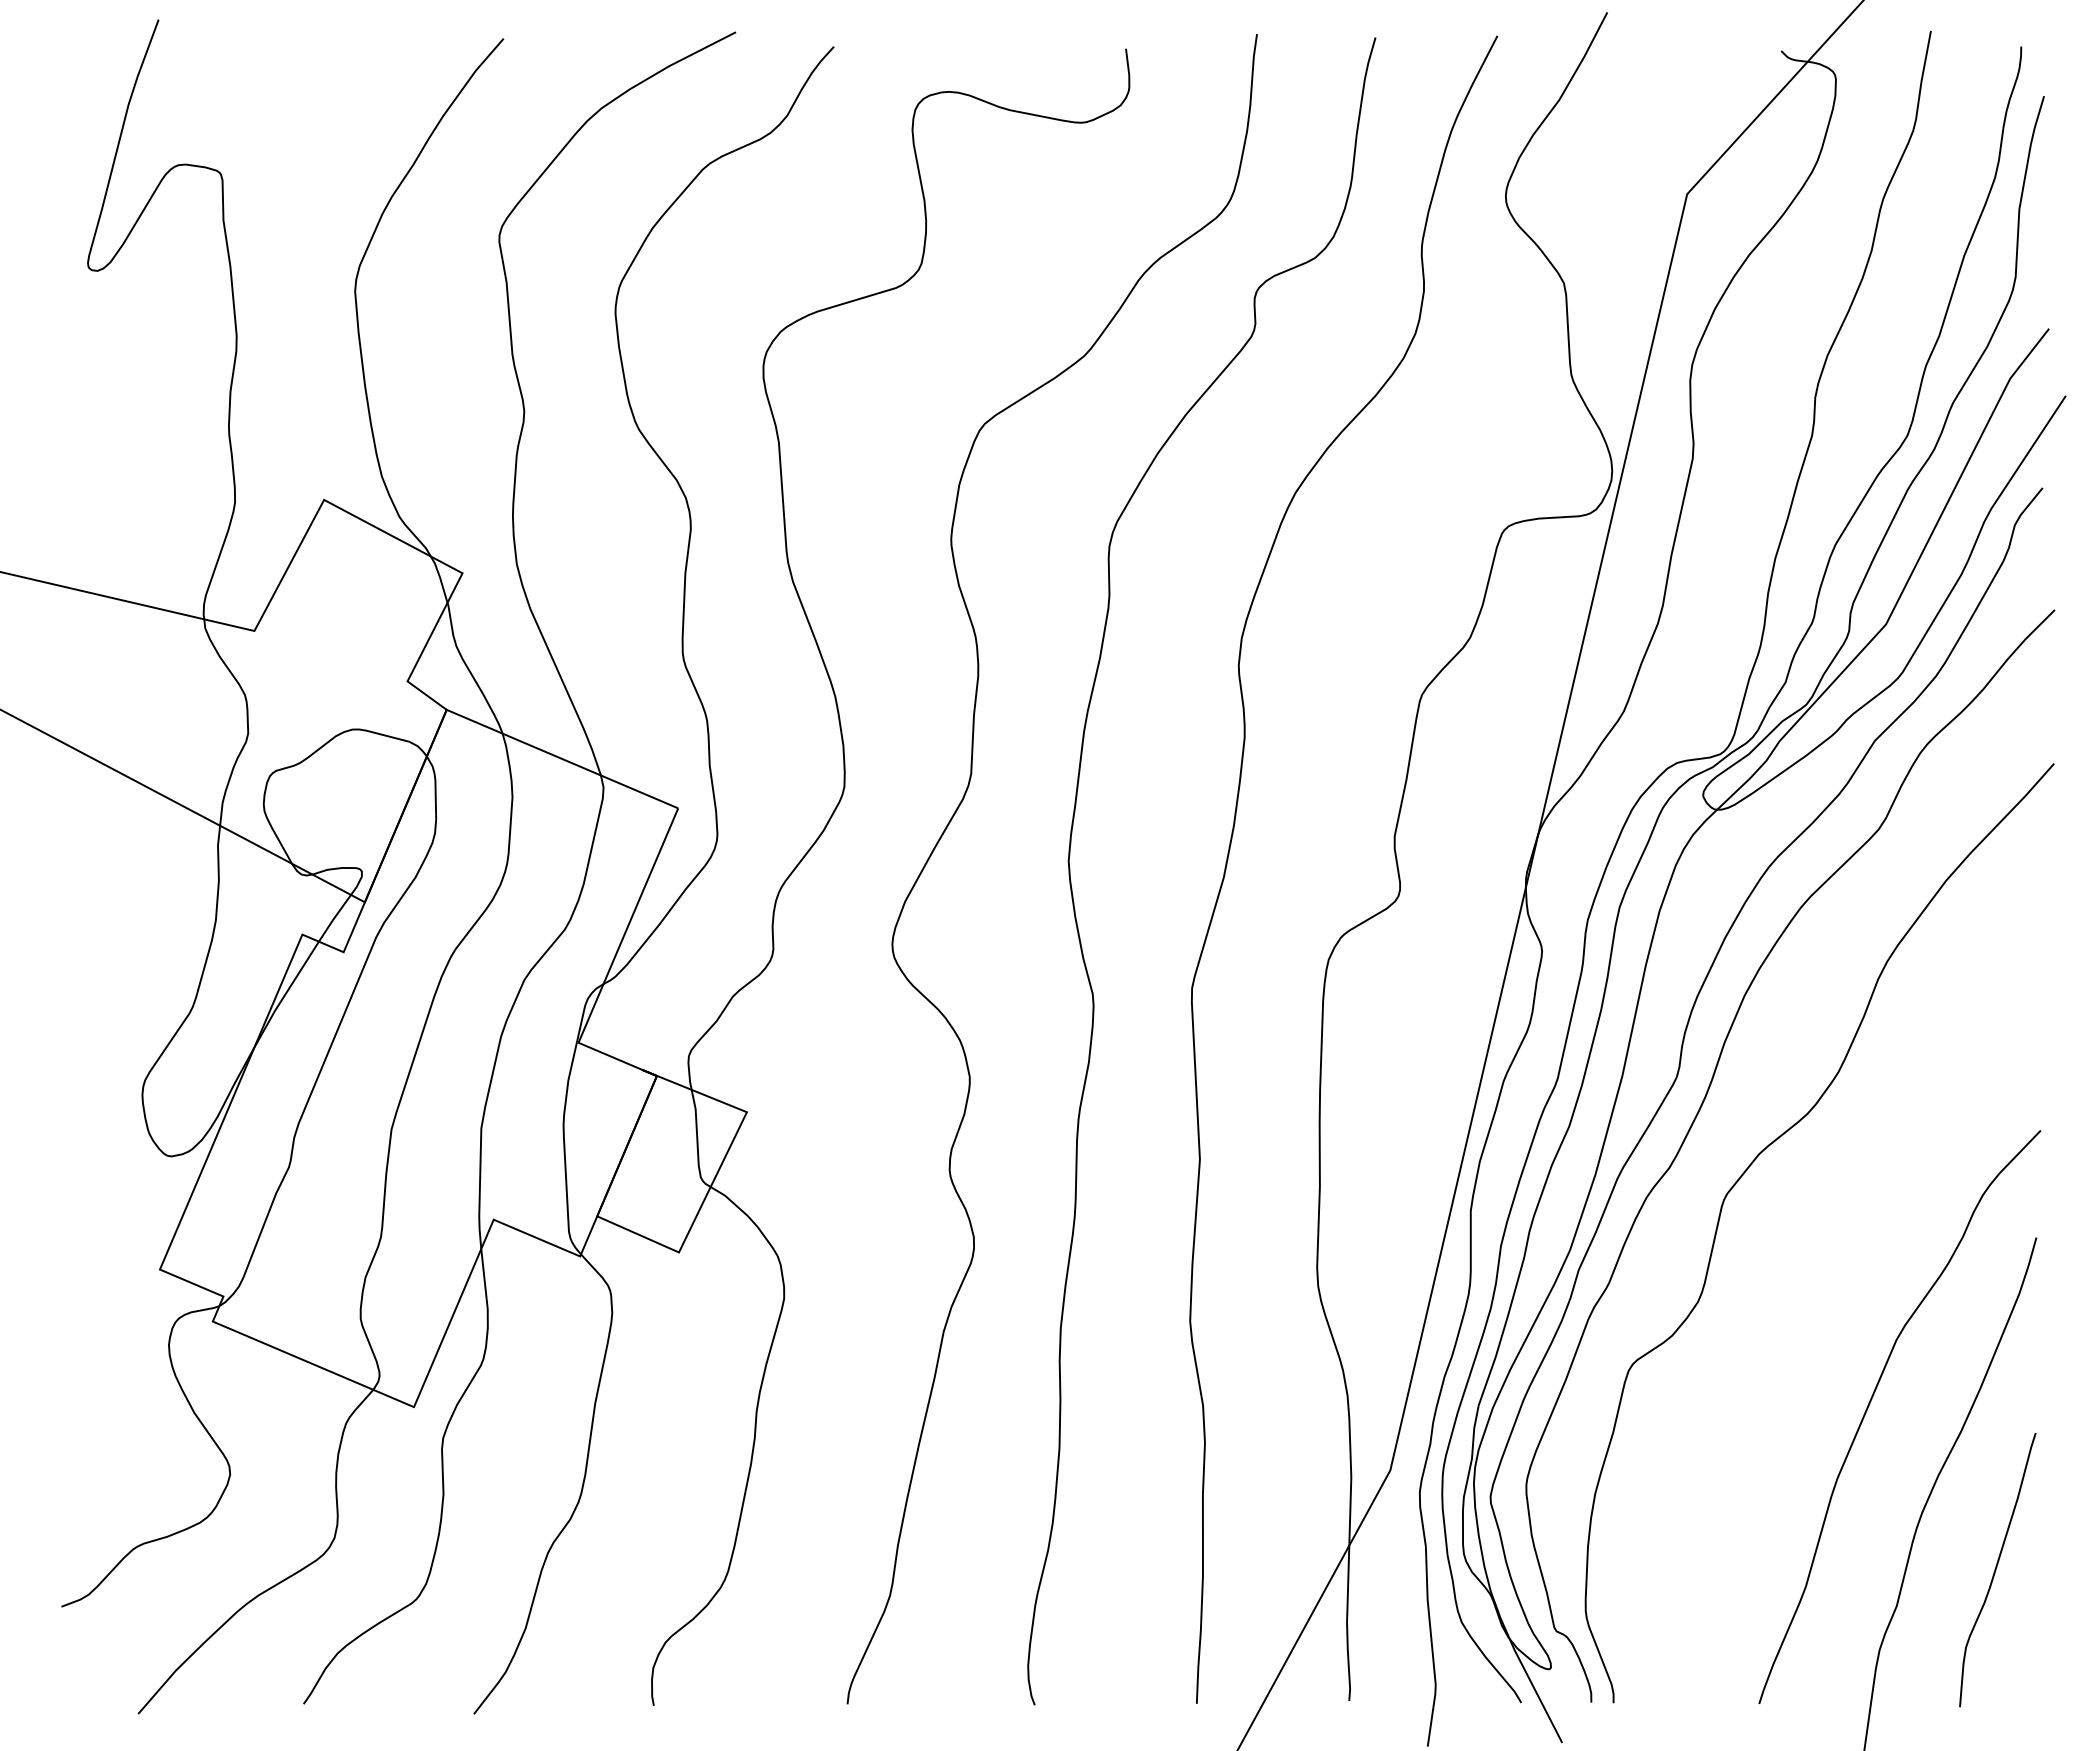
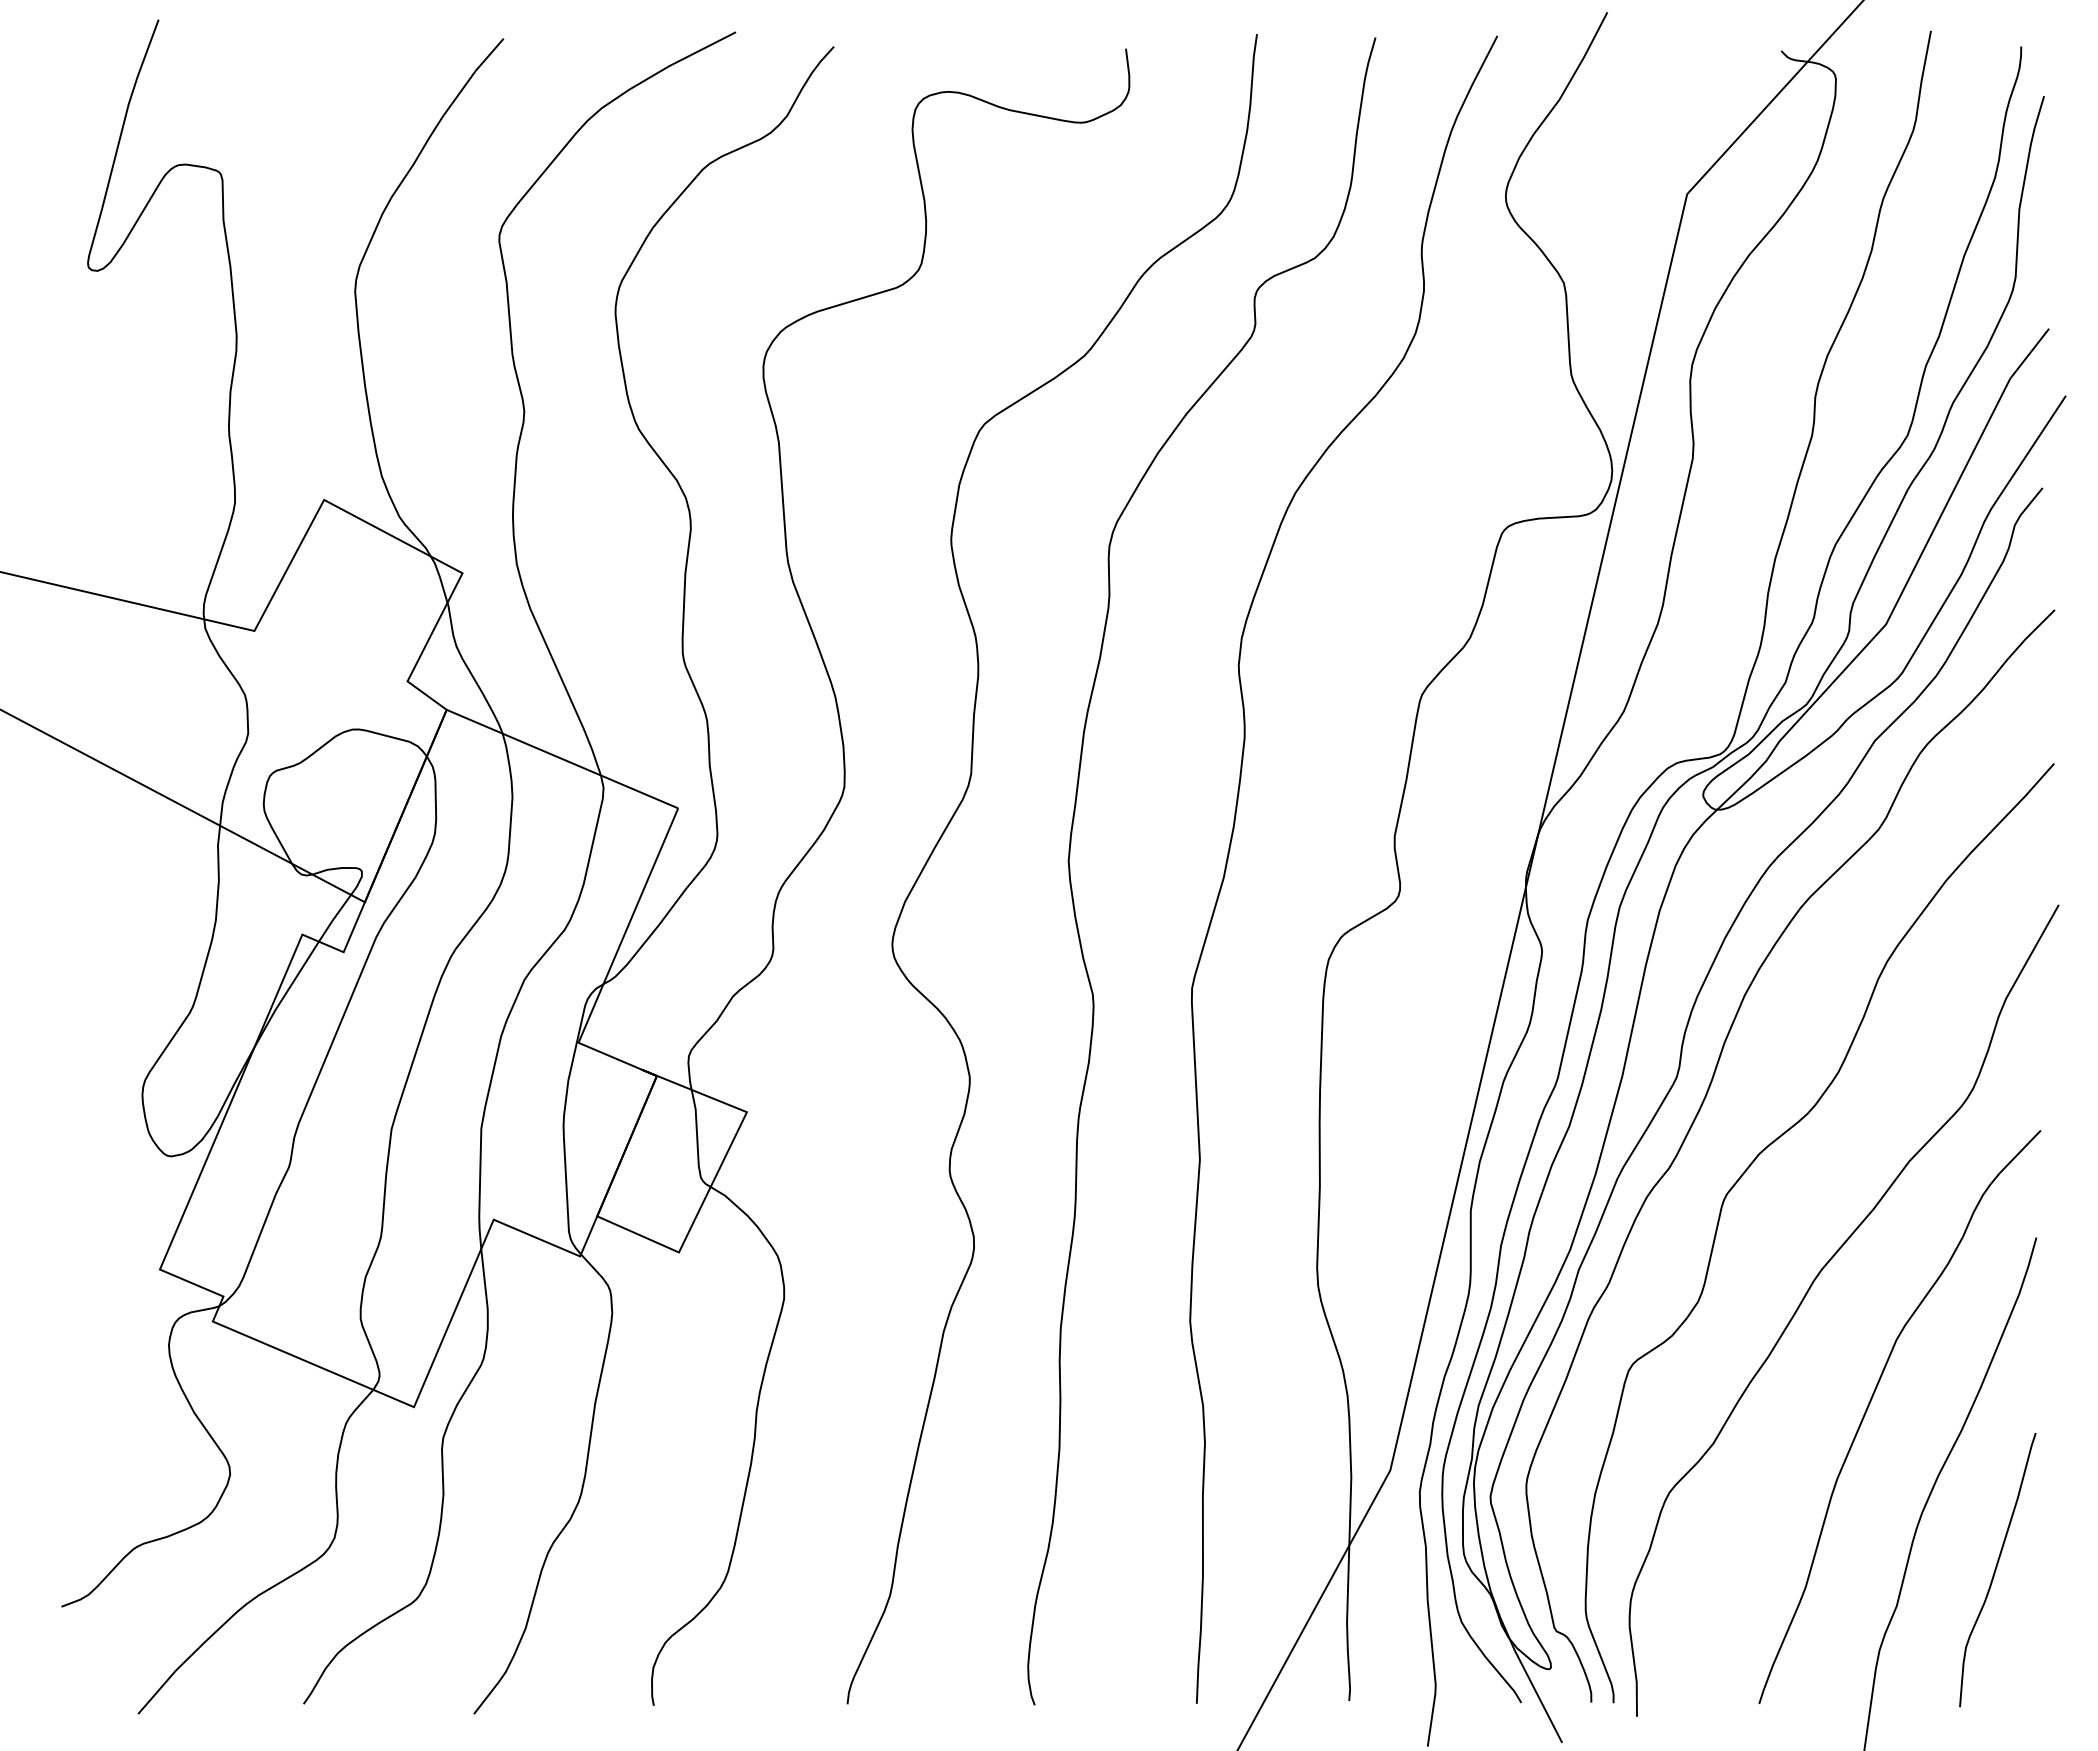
curve: none -> present (1808, 1292)
